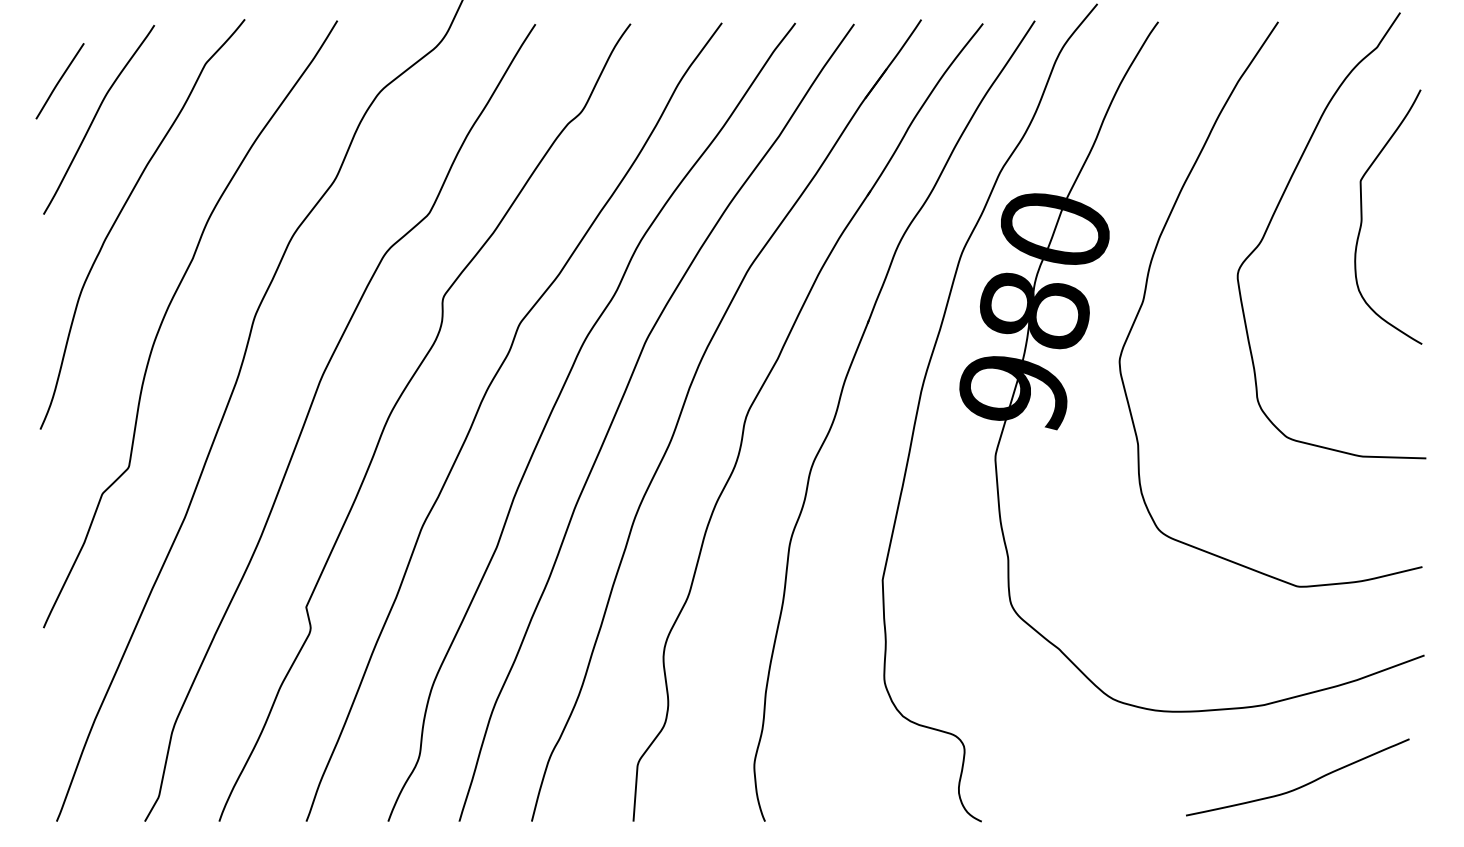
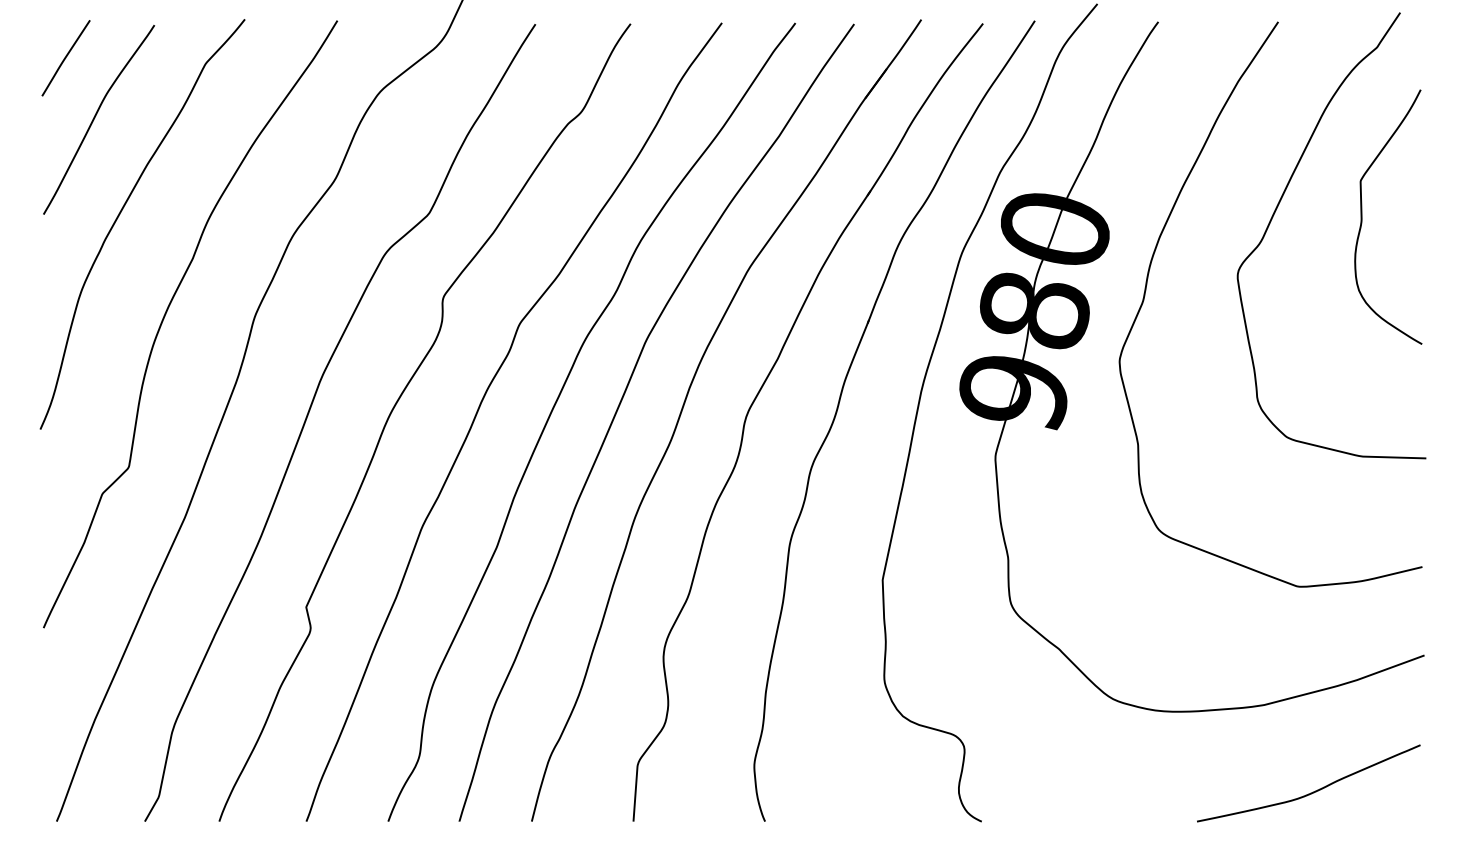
line position: (59, 81) -> (65, 58) (65, 58)
curve position: (1299, 786) -> (1310, 792) (1310, 792)
